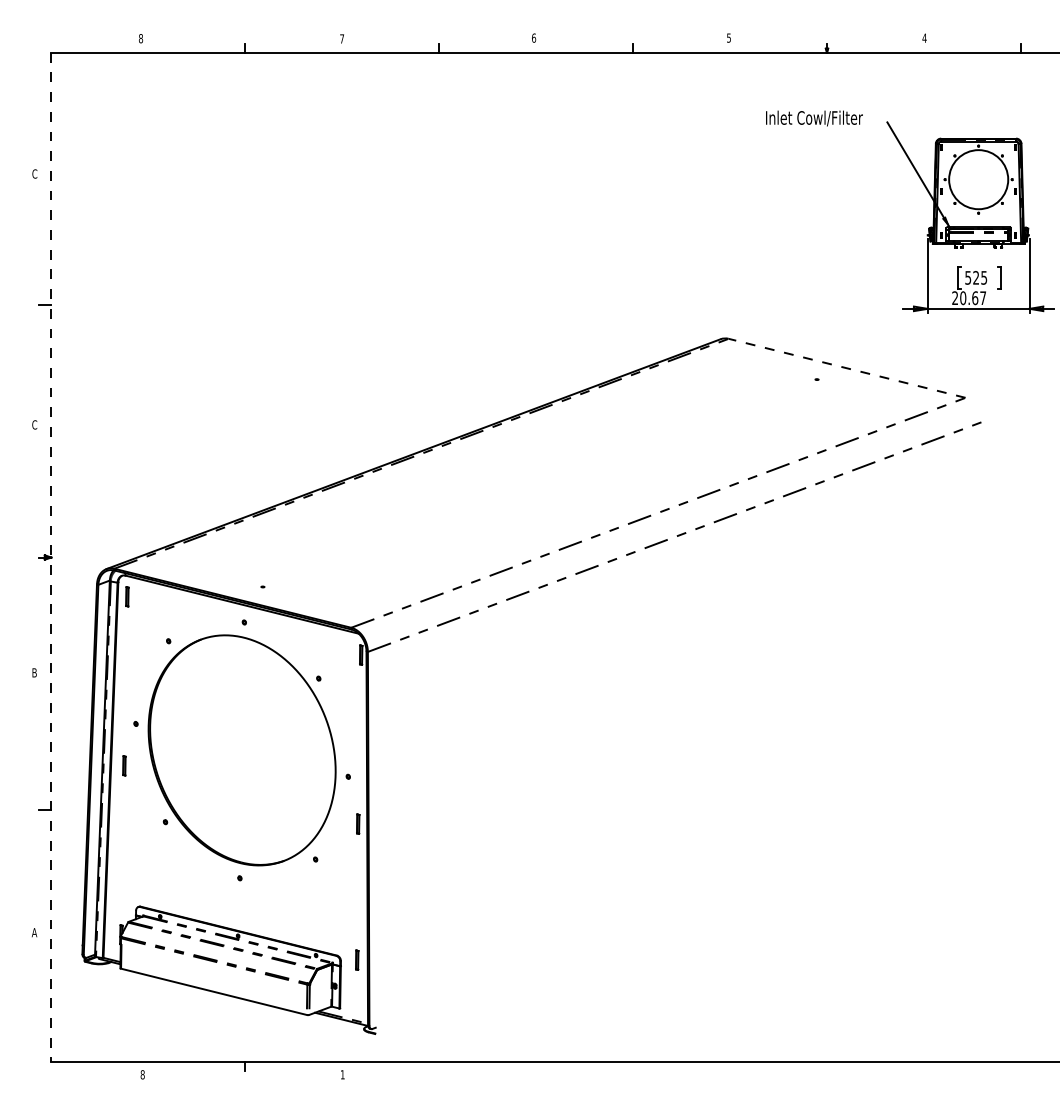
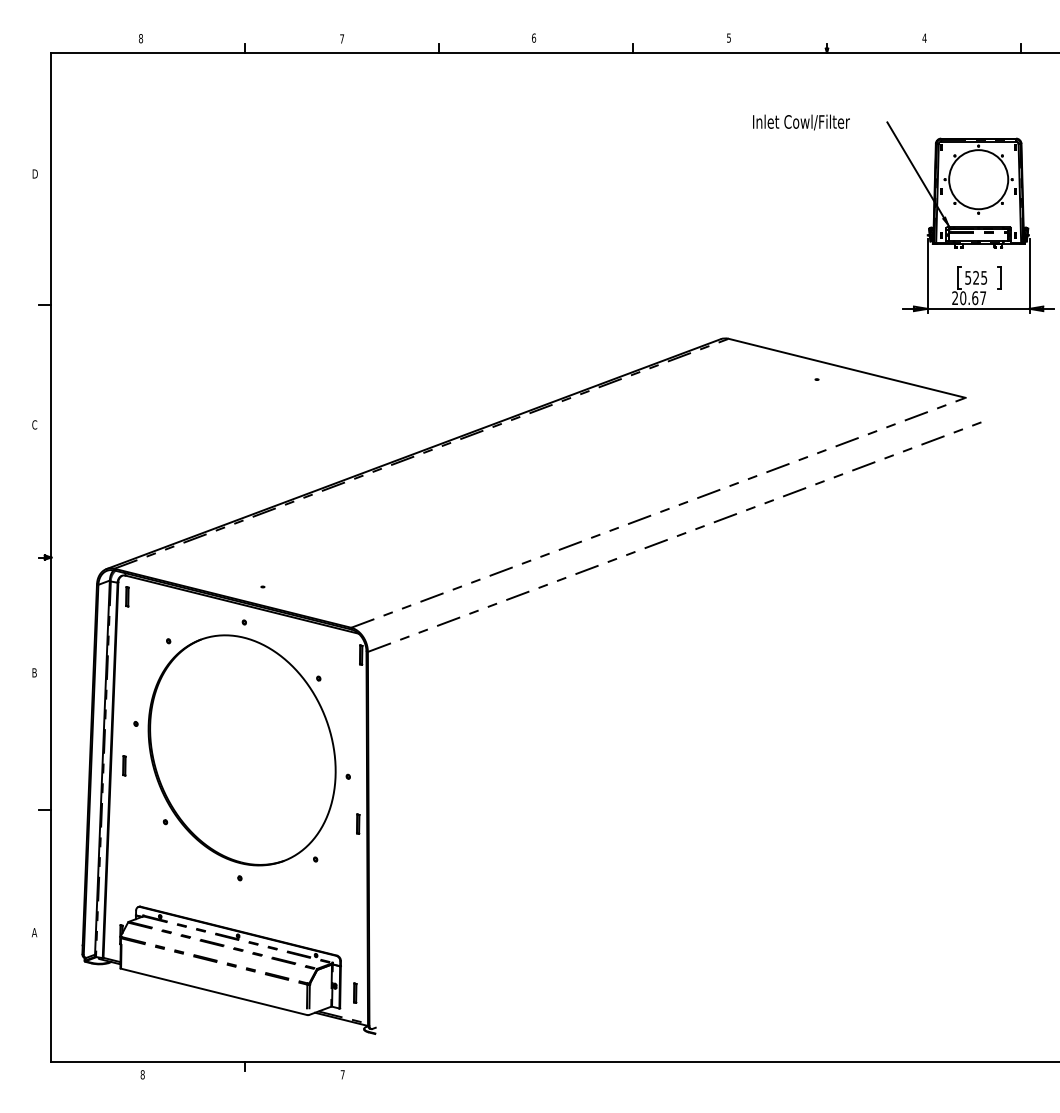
text position: (814, 118) -> (801, 122) (801, 122)
text: C -> D (34, 173)
line: dashed -> solid (846, 368)
line: dashed -> solid (51, 557)
line position: (357, 959) -> (355, 992) (355, 992)
text: 1 -> 7 (342, 1074)
